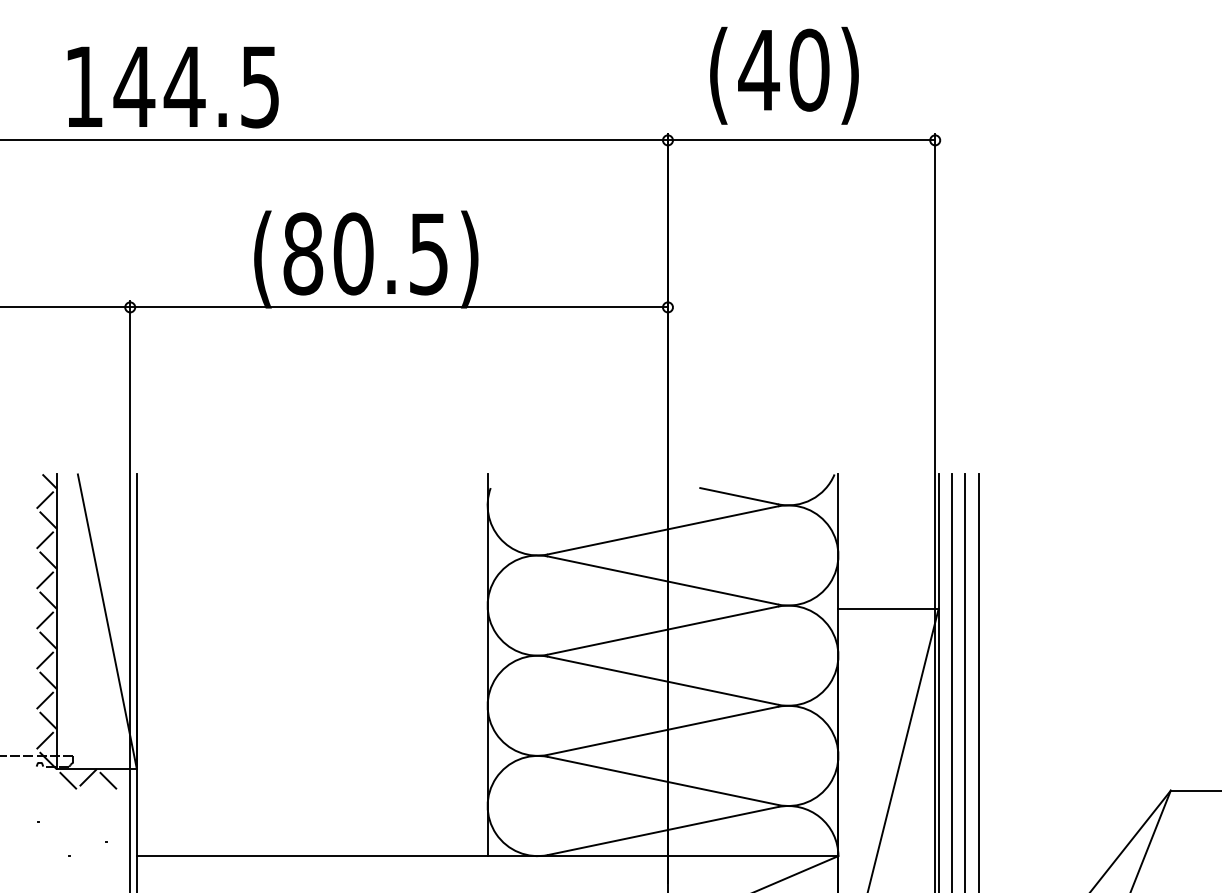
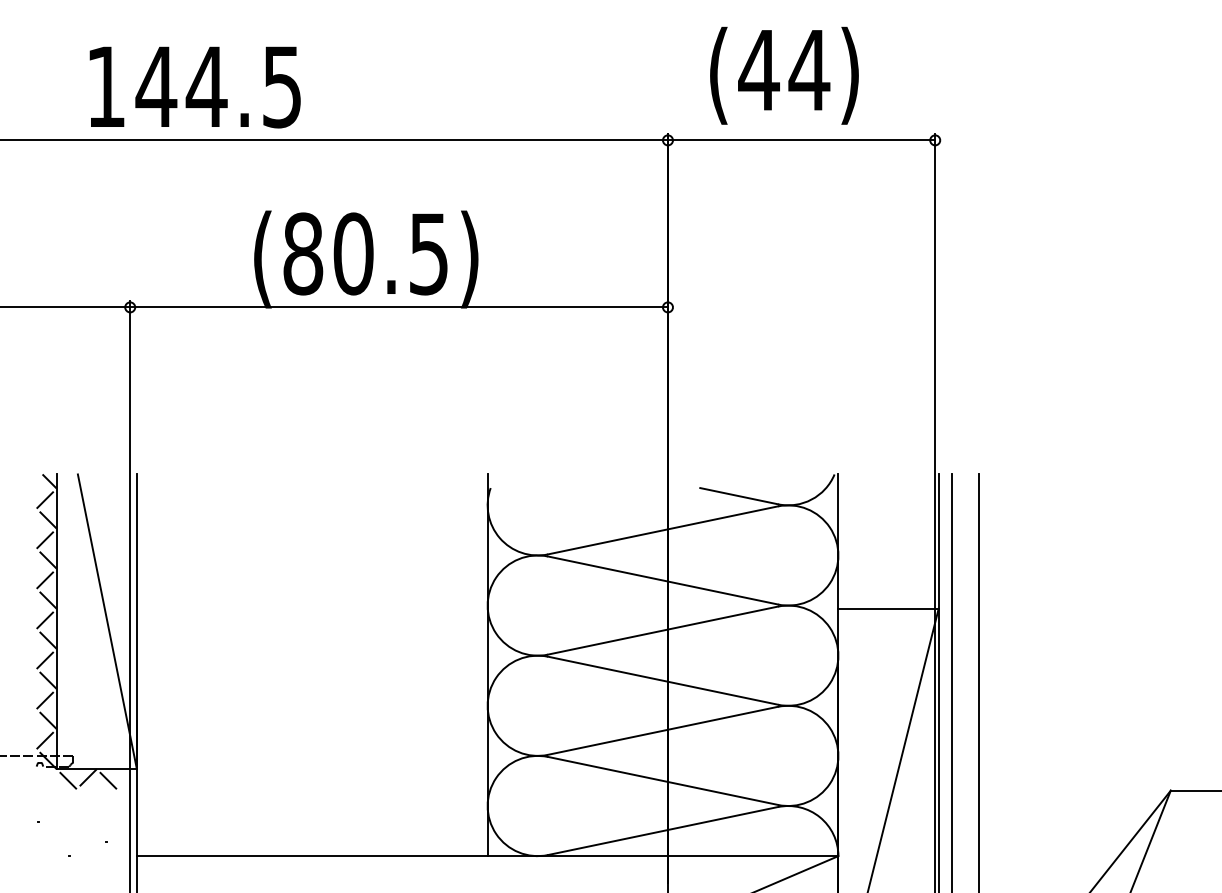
text: (40) -> (44) (809, 69)
text position: (172, 87) -> (194, 87) (194, 87)
line: present -> none (965, 681)
